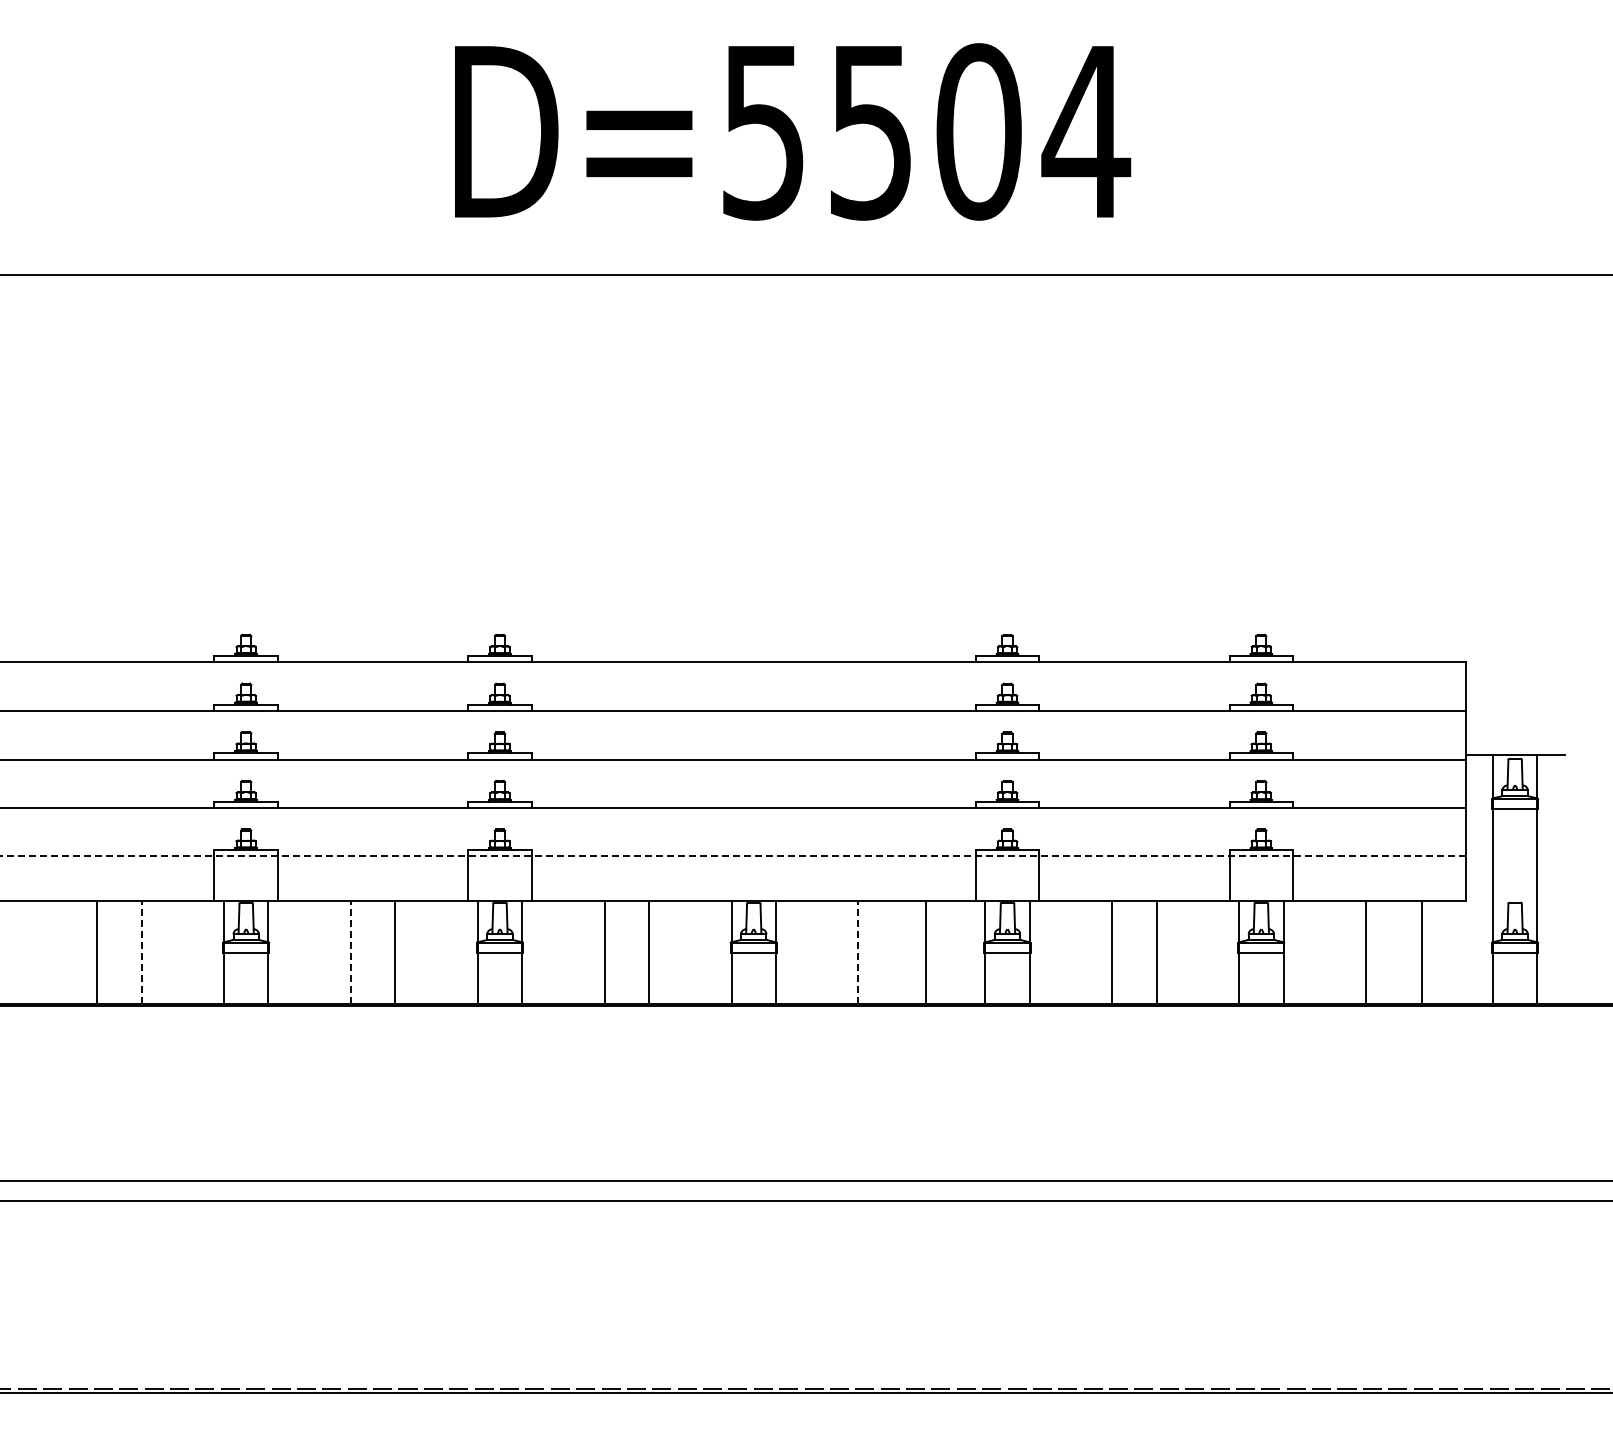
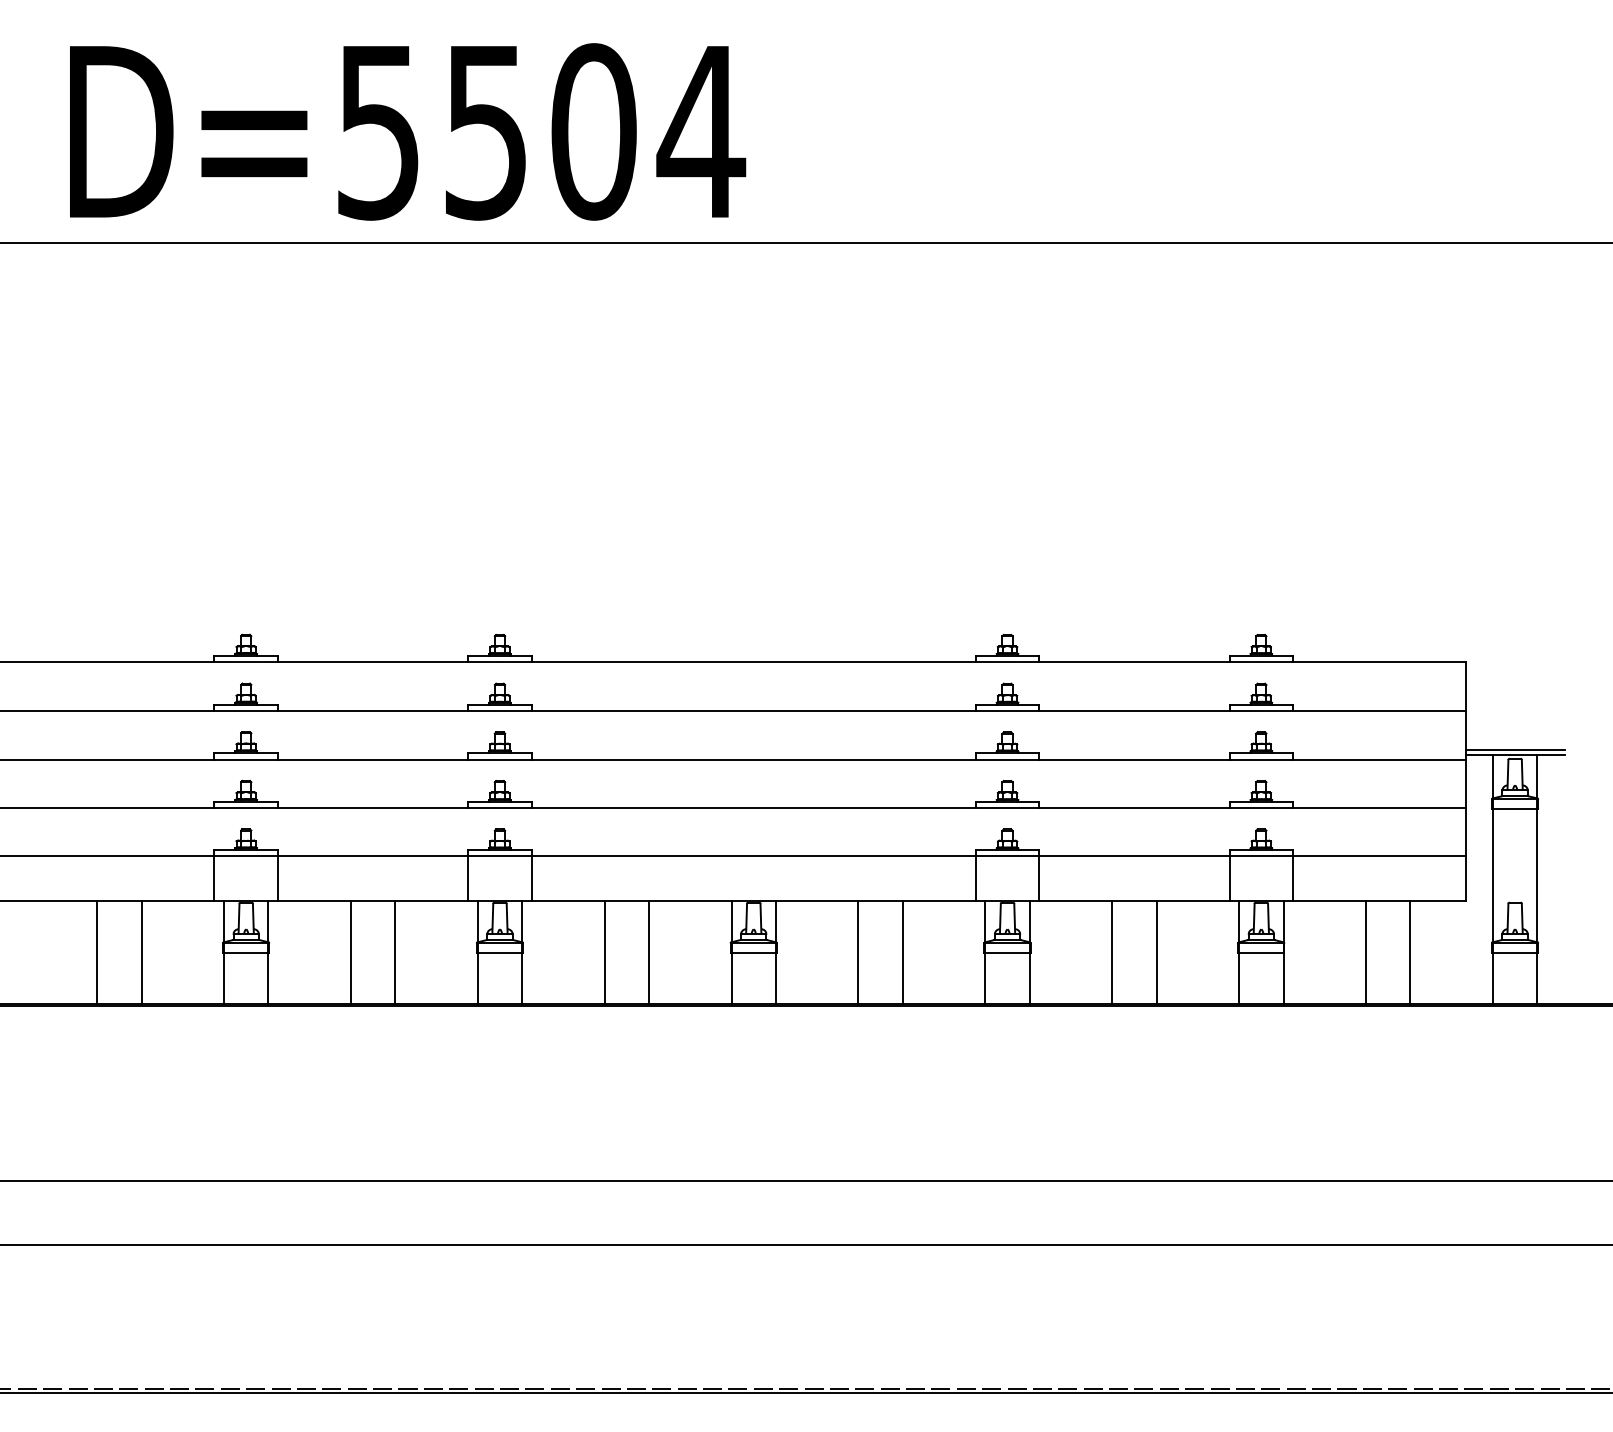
text position: (793, 131) -> (408, 131) (408, 131)
line position: (805, 274) -> (805, 242) (805, 242)
line: none -> present (1514, 750)
line: dashed -> solid (732, 856)
line: dashed -> solid (141, 951)
line: dashed -> solid (350, 951)
line: dashed -> solid (858, 951)
line position: (925, 951) -> (902, 951) (902, 951)
line position: (1422, 951) -> (1410, 951) (1410, 951)
line position: (805, 1200) -> (805, 1244) (805, 1244)
